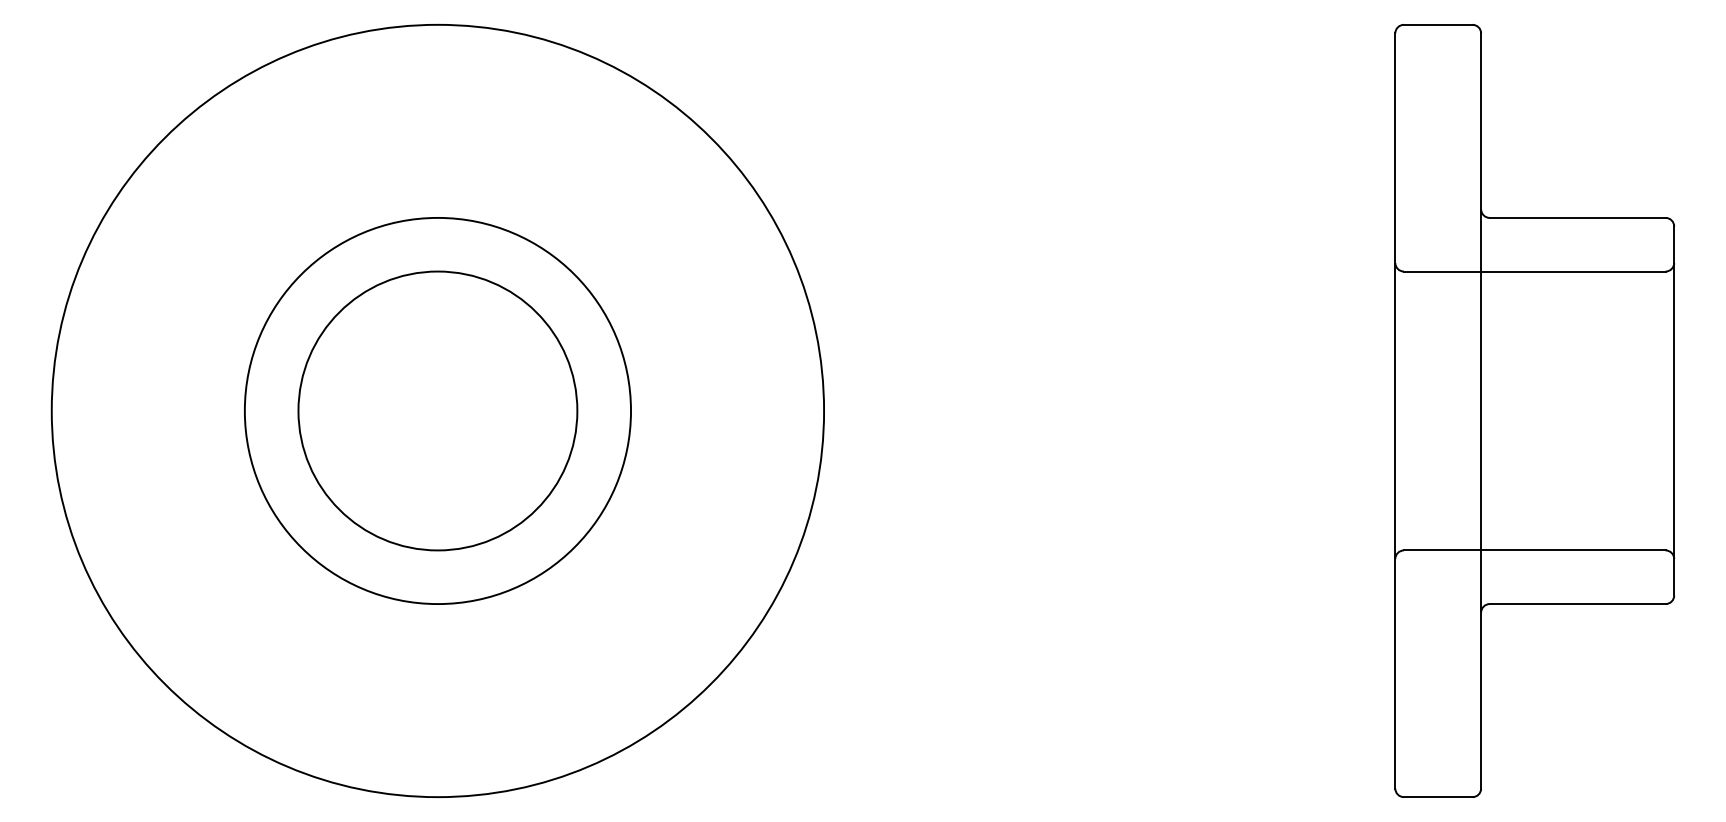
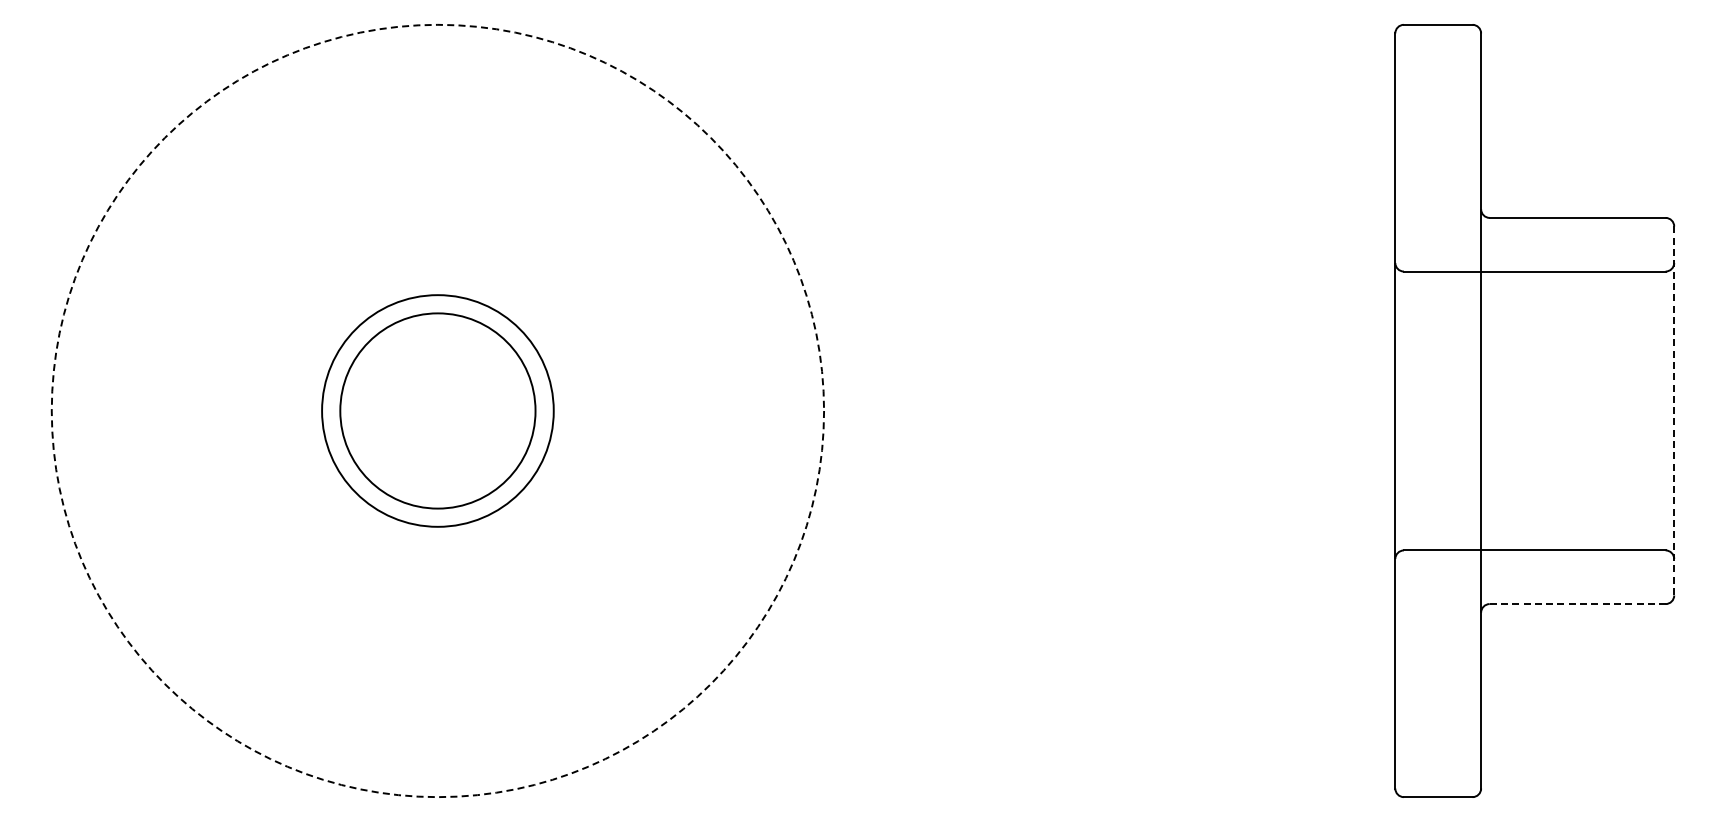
circle diameter: 279 px -> 195 px (437, 410)
circle diameter: 386 px -> 232 px (437, 410)
circle: solid -> dashed (437, 410)
line: solid -> dashed (1674, 411)
line: solid -> dashed (1577, 604)
